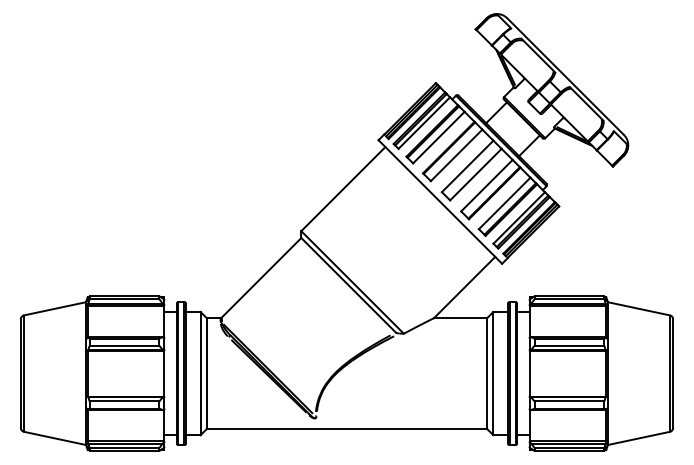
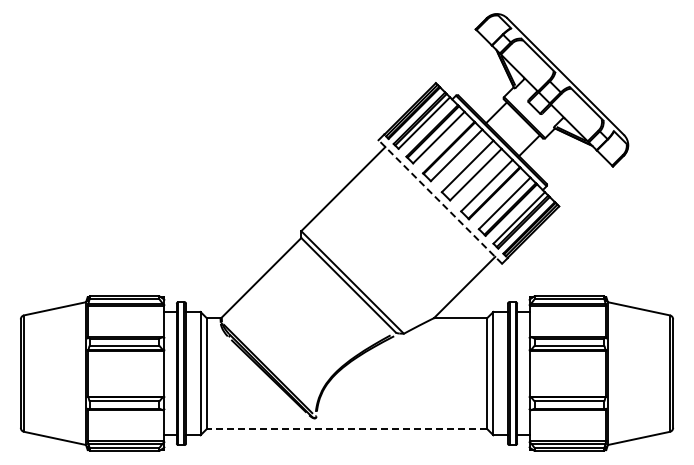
line: solid -> dashed (439, 201)
line: solid -> dashed (346, 429)
